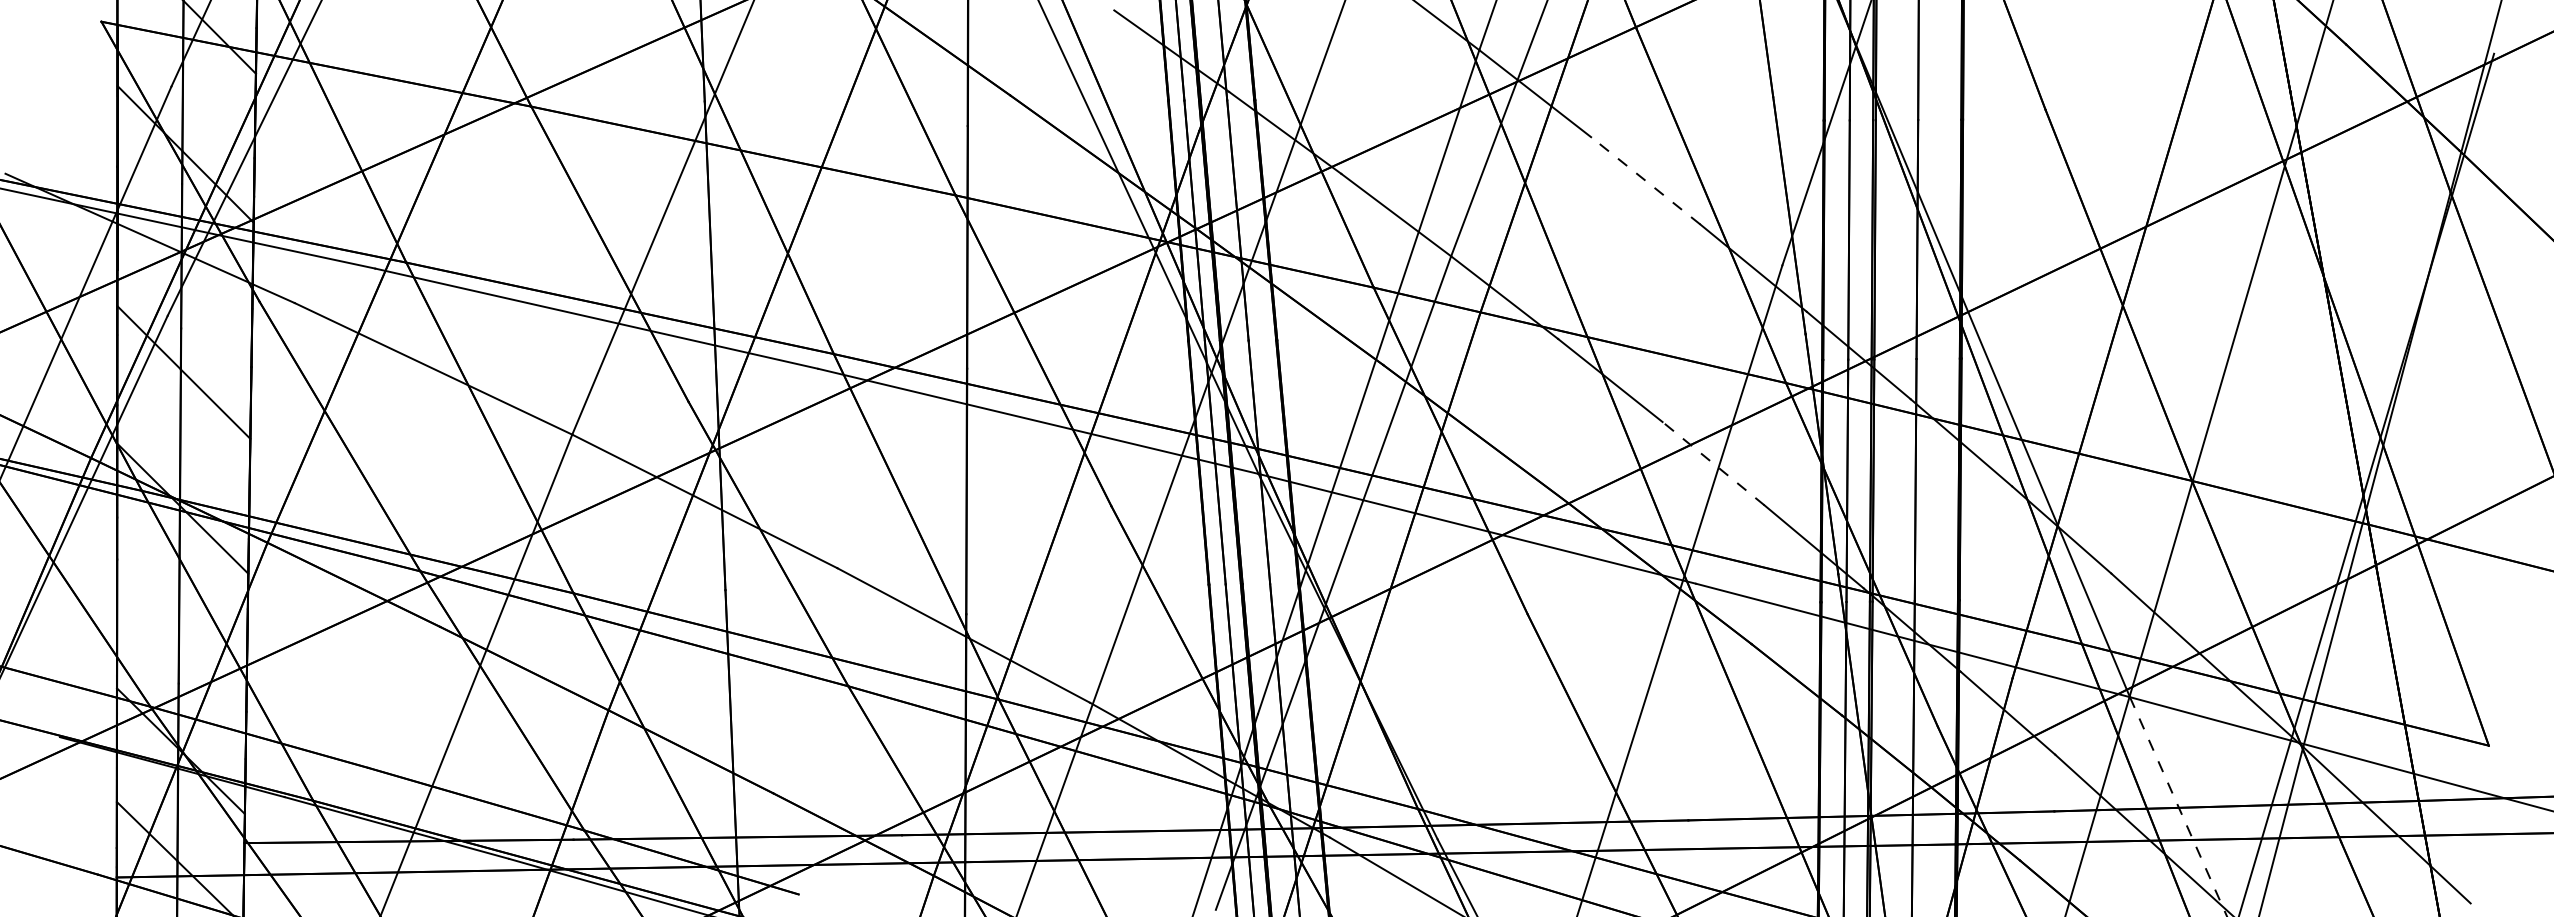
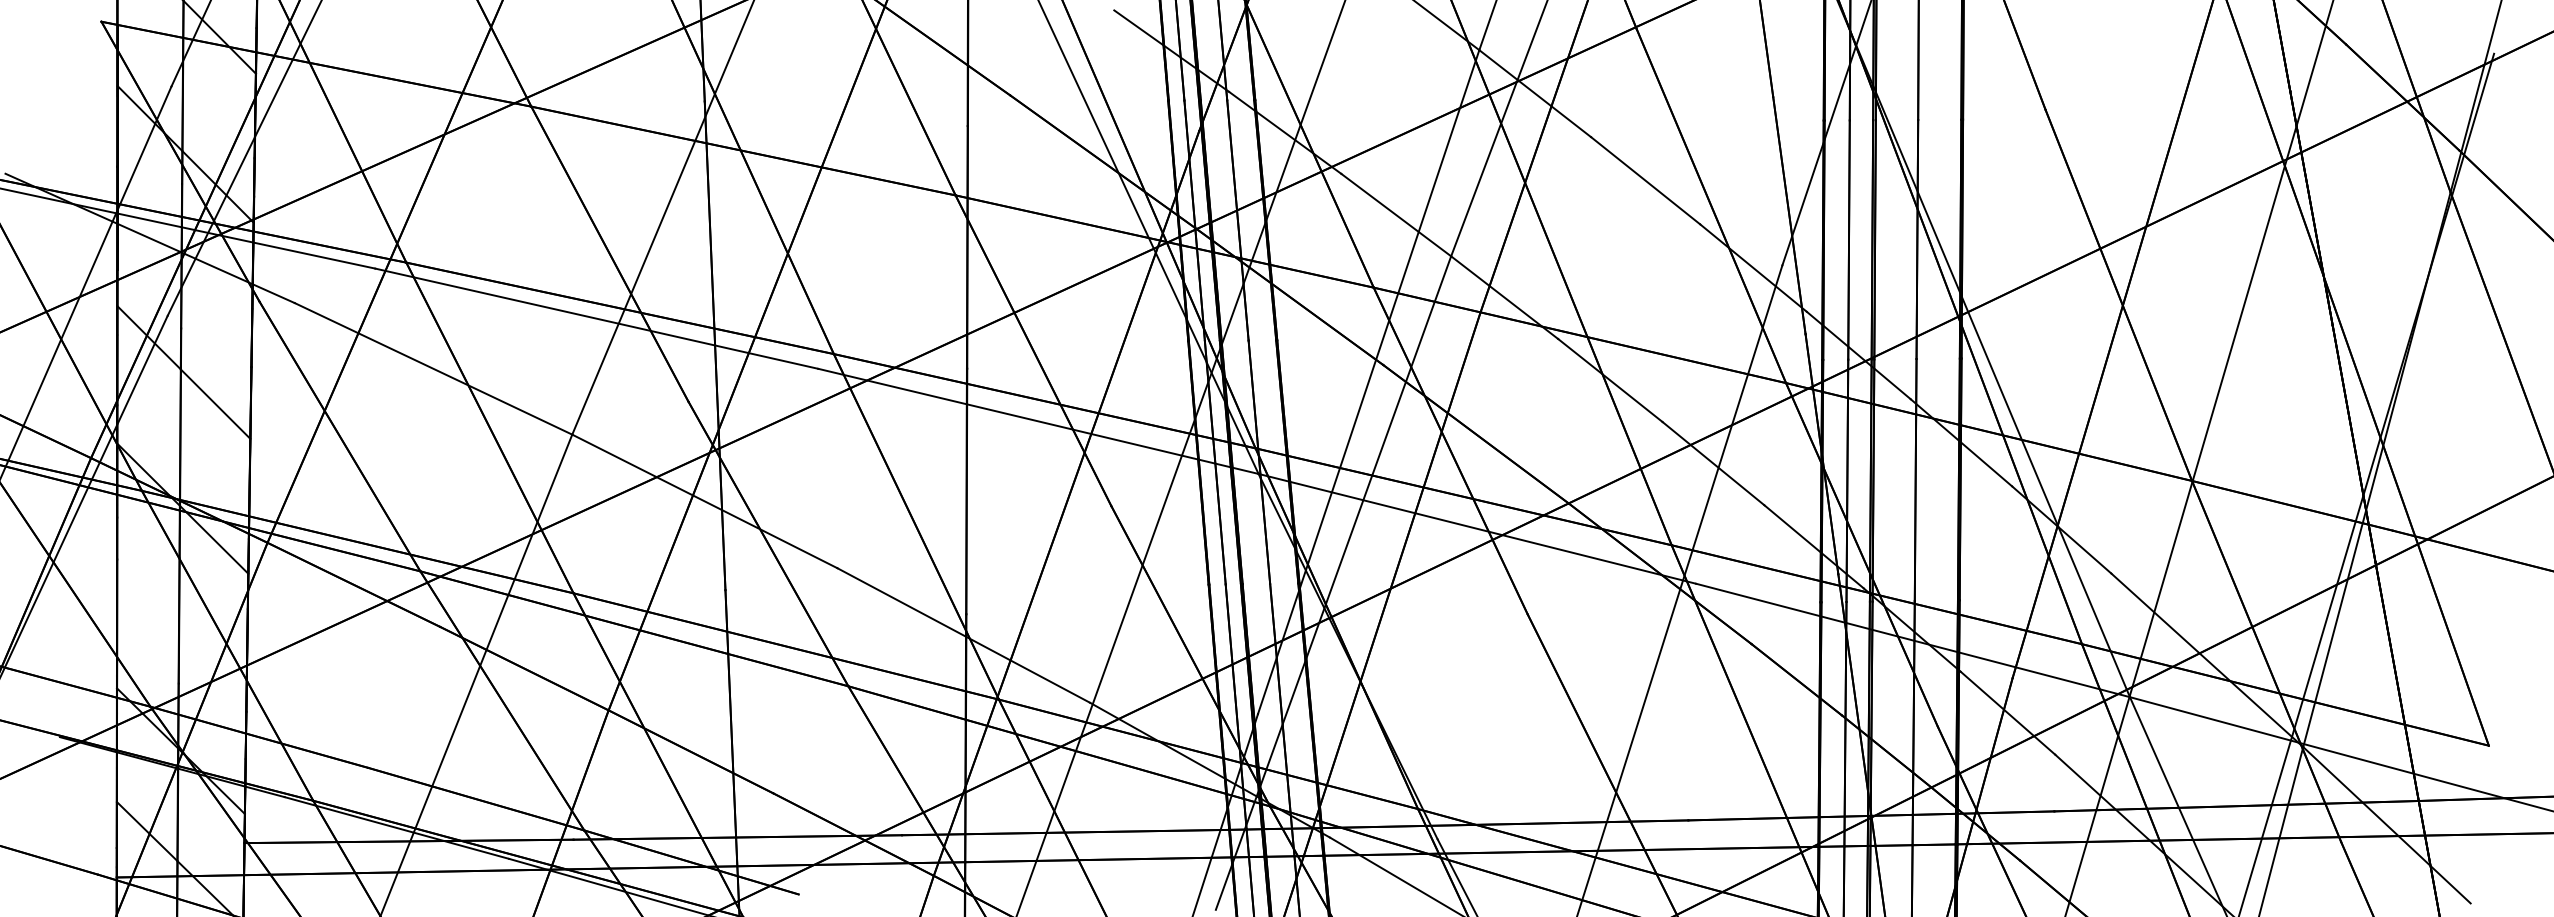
line: dashed -> solid (1645, 180)
line: dashed -> solid (1713, 463)
line: dashed -> solid (2178, 806)
